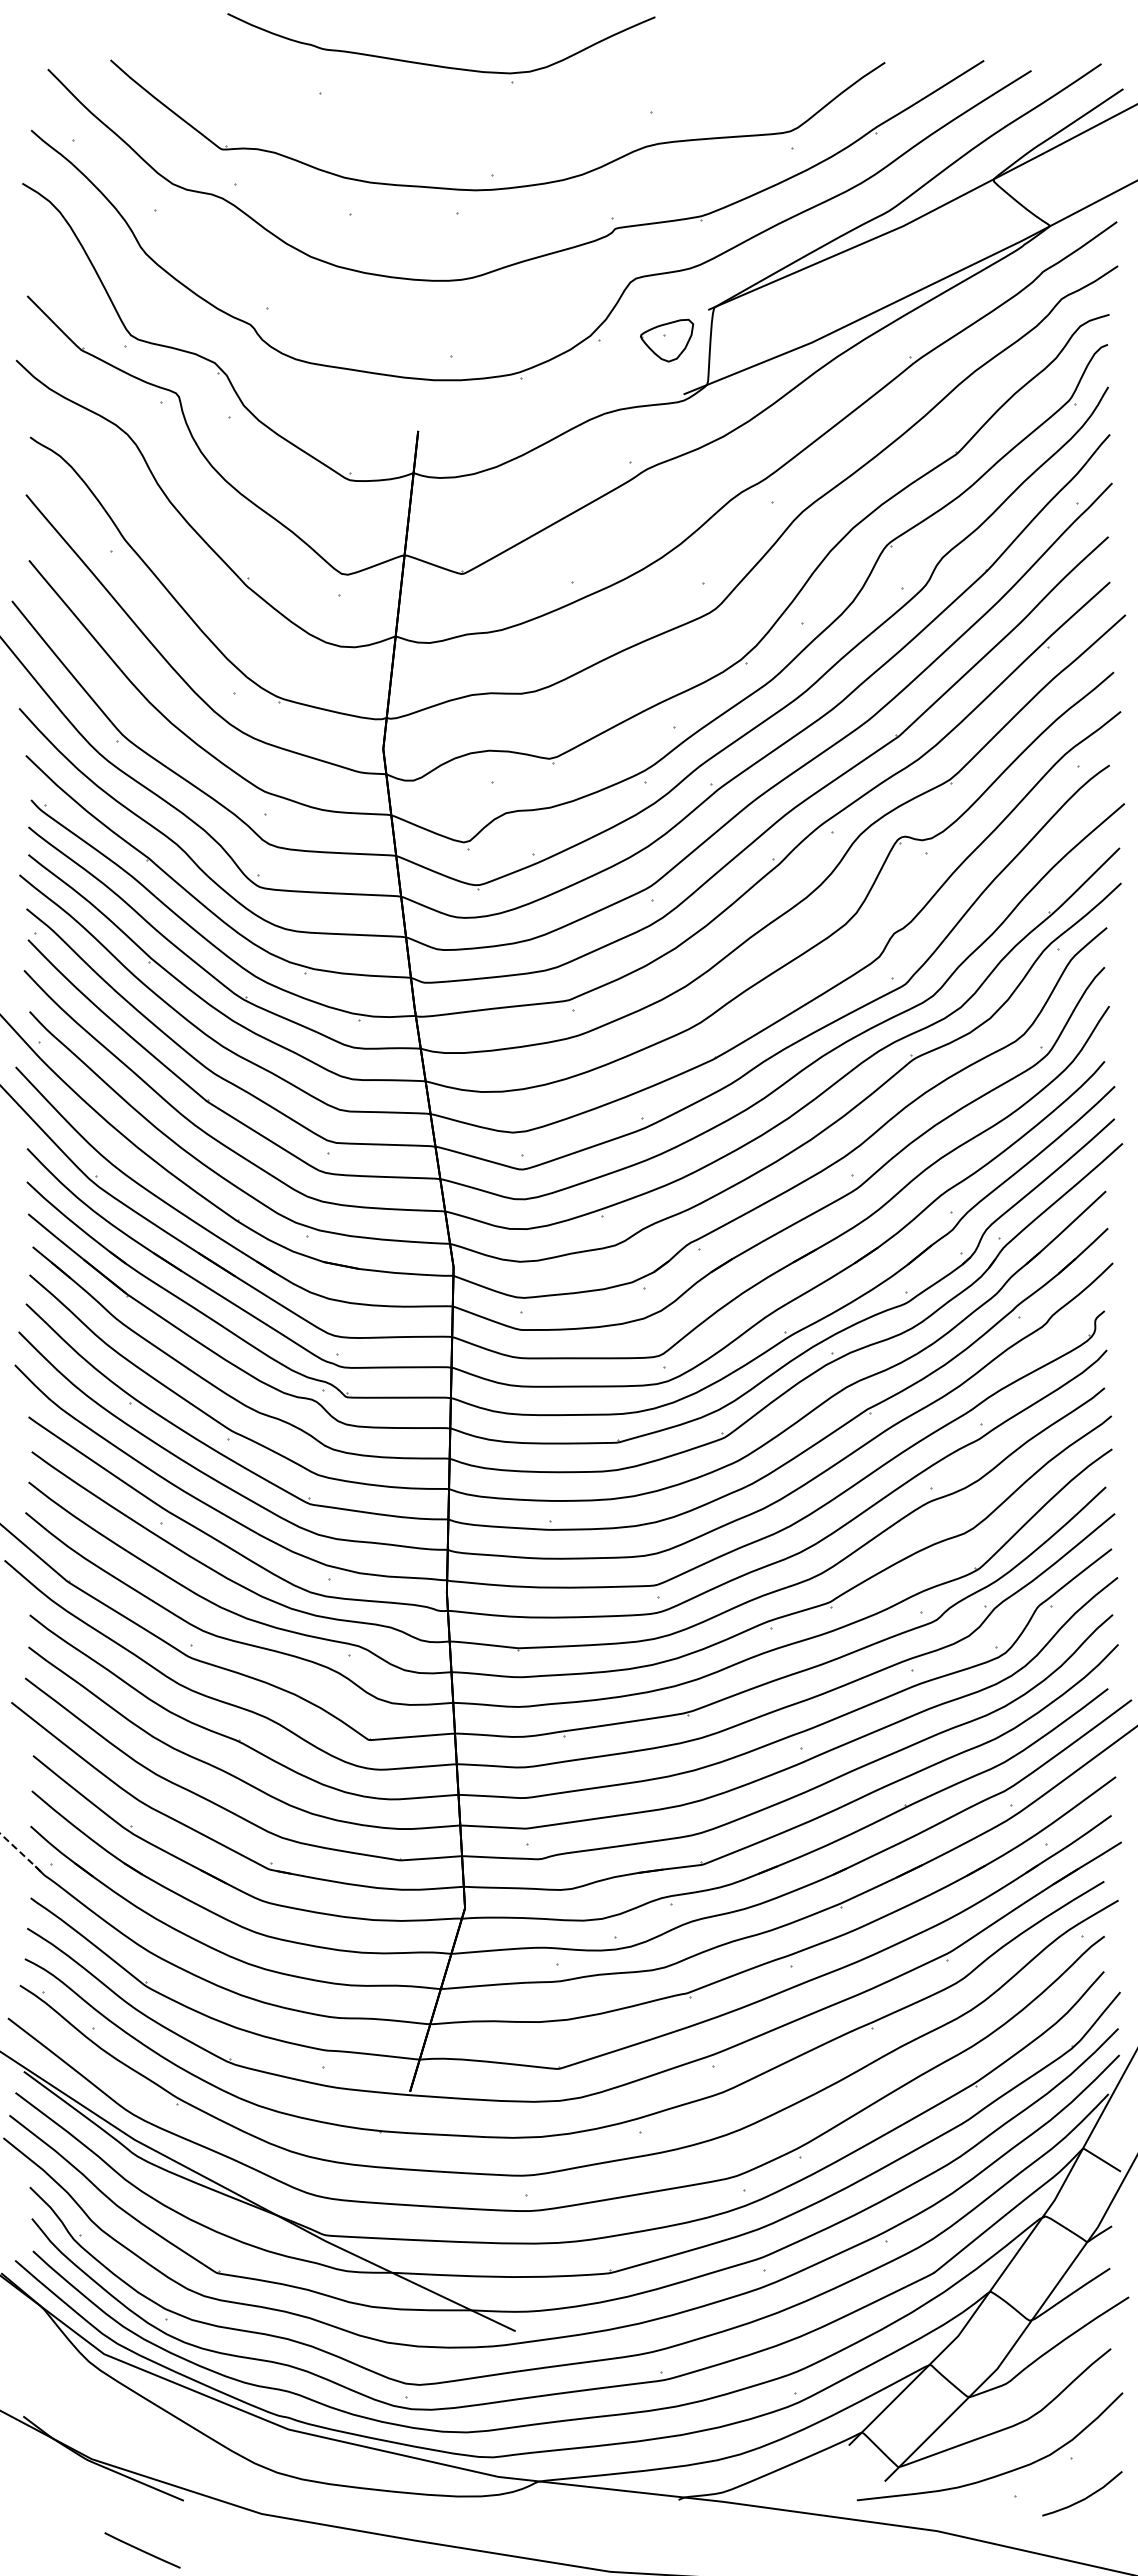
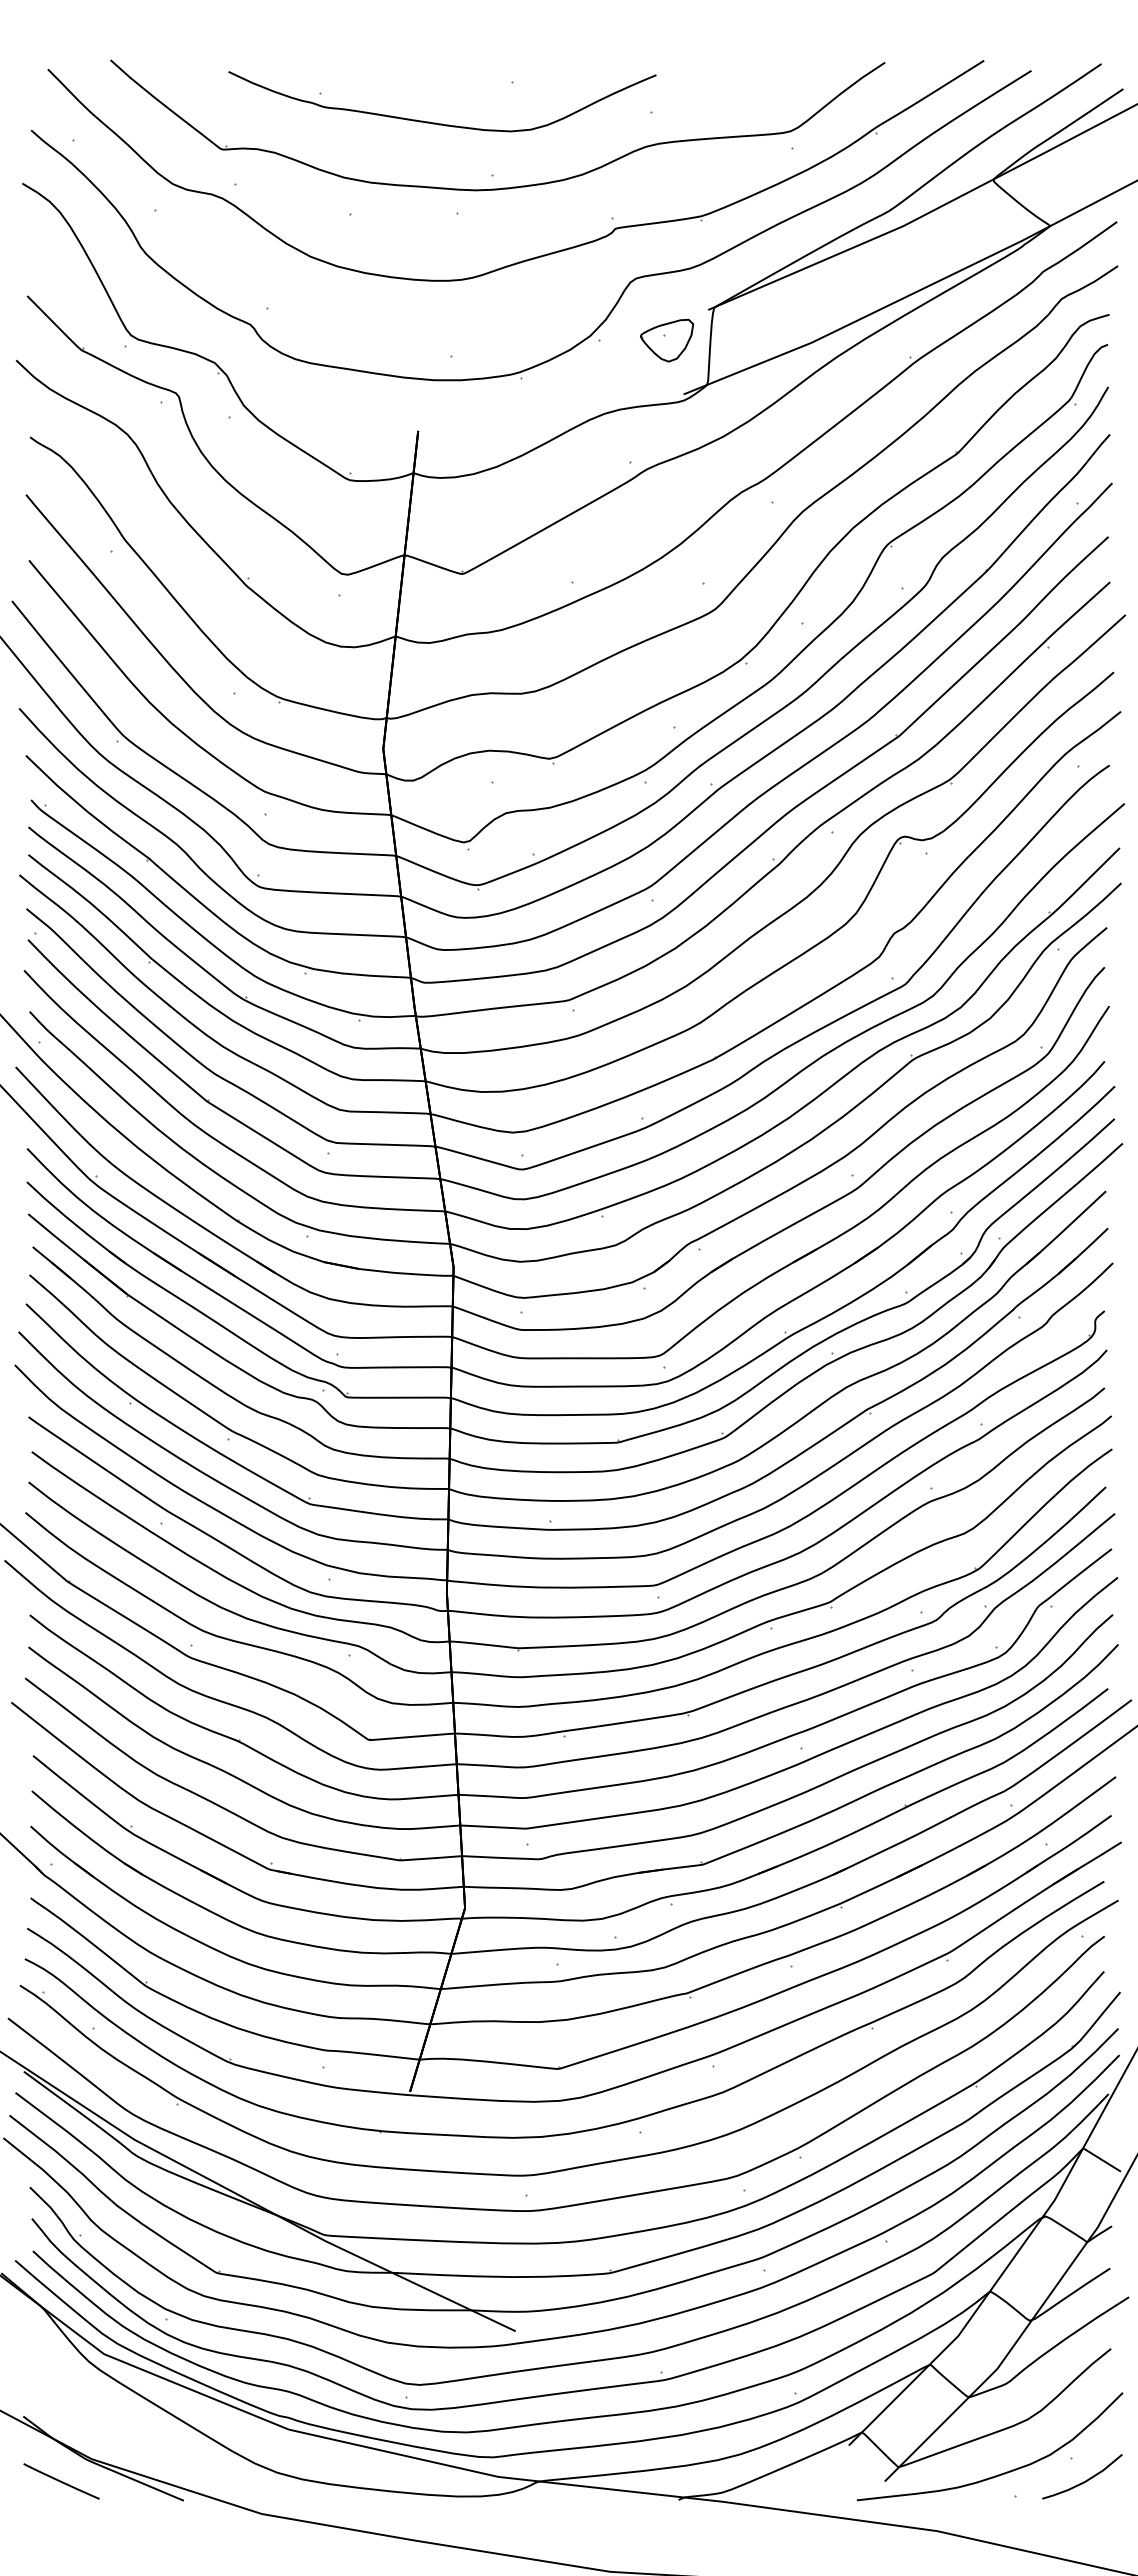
curve position: (435, 64) -> (436, 122) (436, 122)
line: dashed -> solid (22, 1854)
curve position: (1086, 2496) -> (1086, 2479) (1086, 2479)
line position: (142, 2550) -> (61, 2481) (61, 2481)
